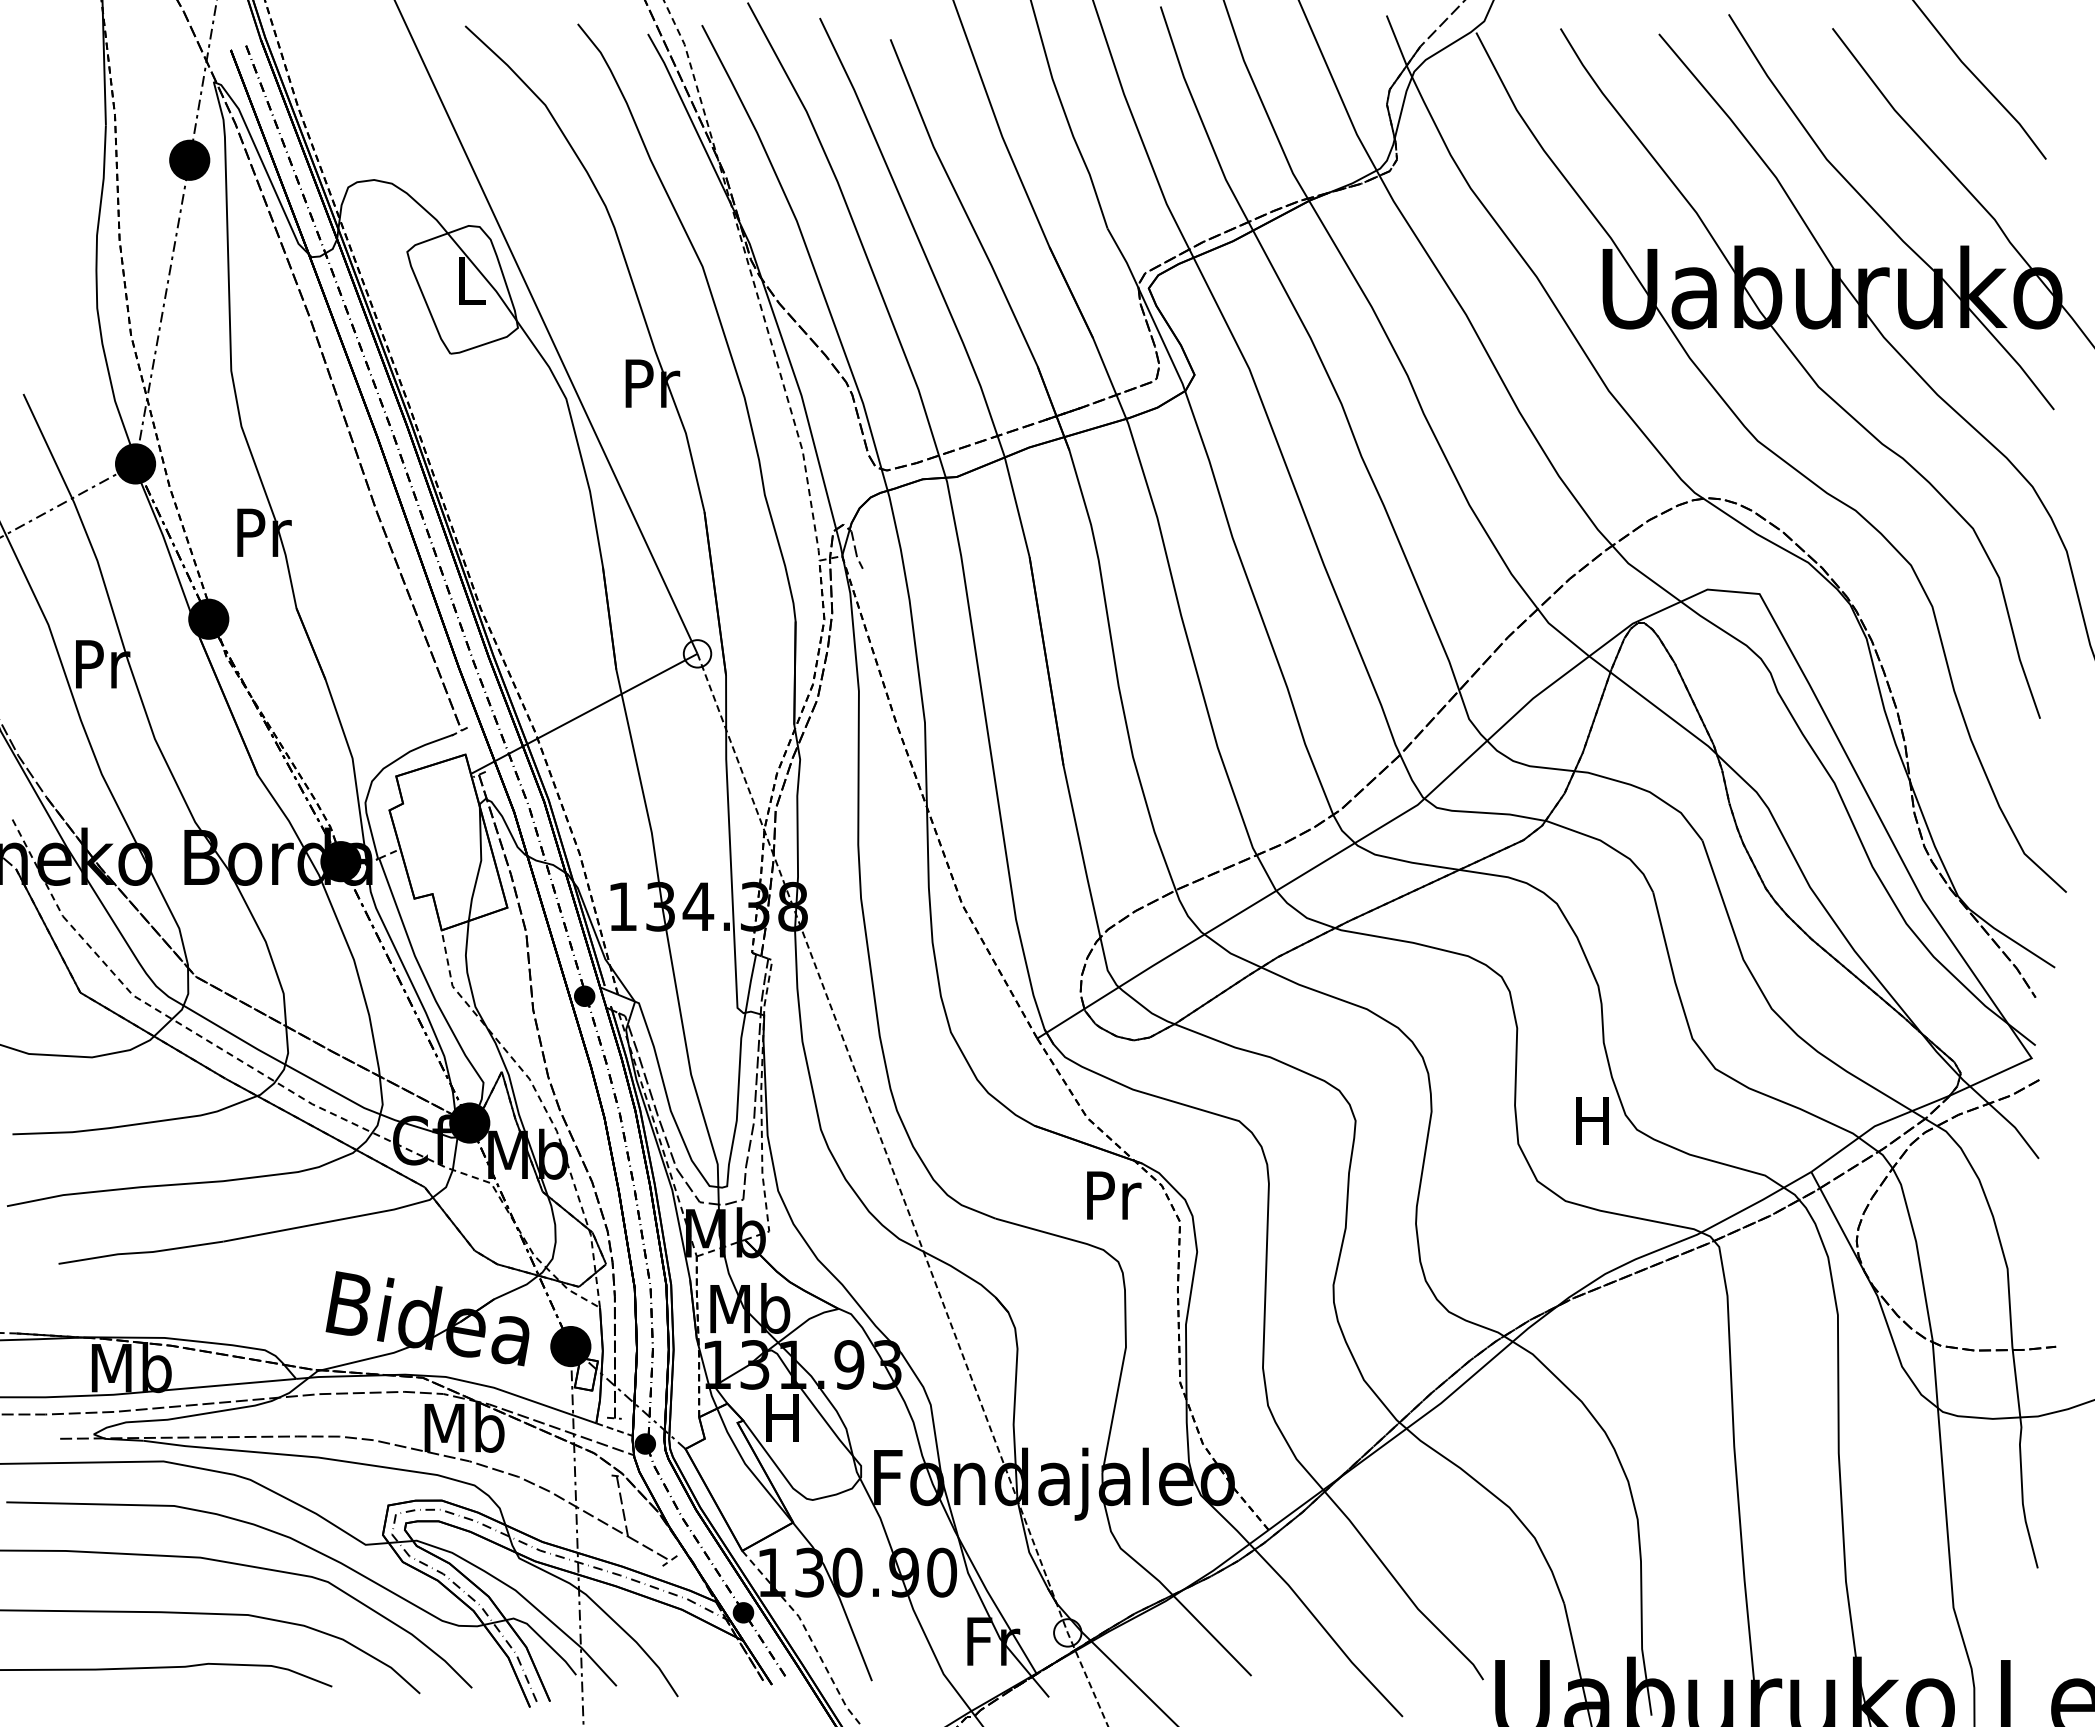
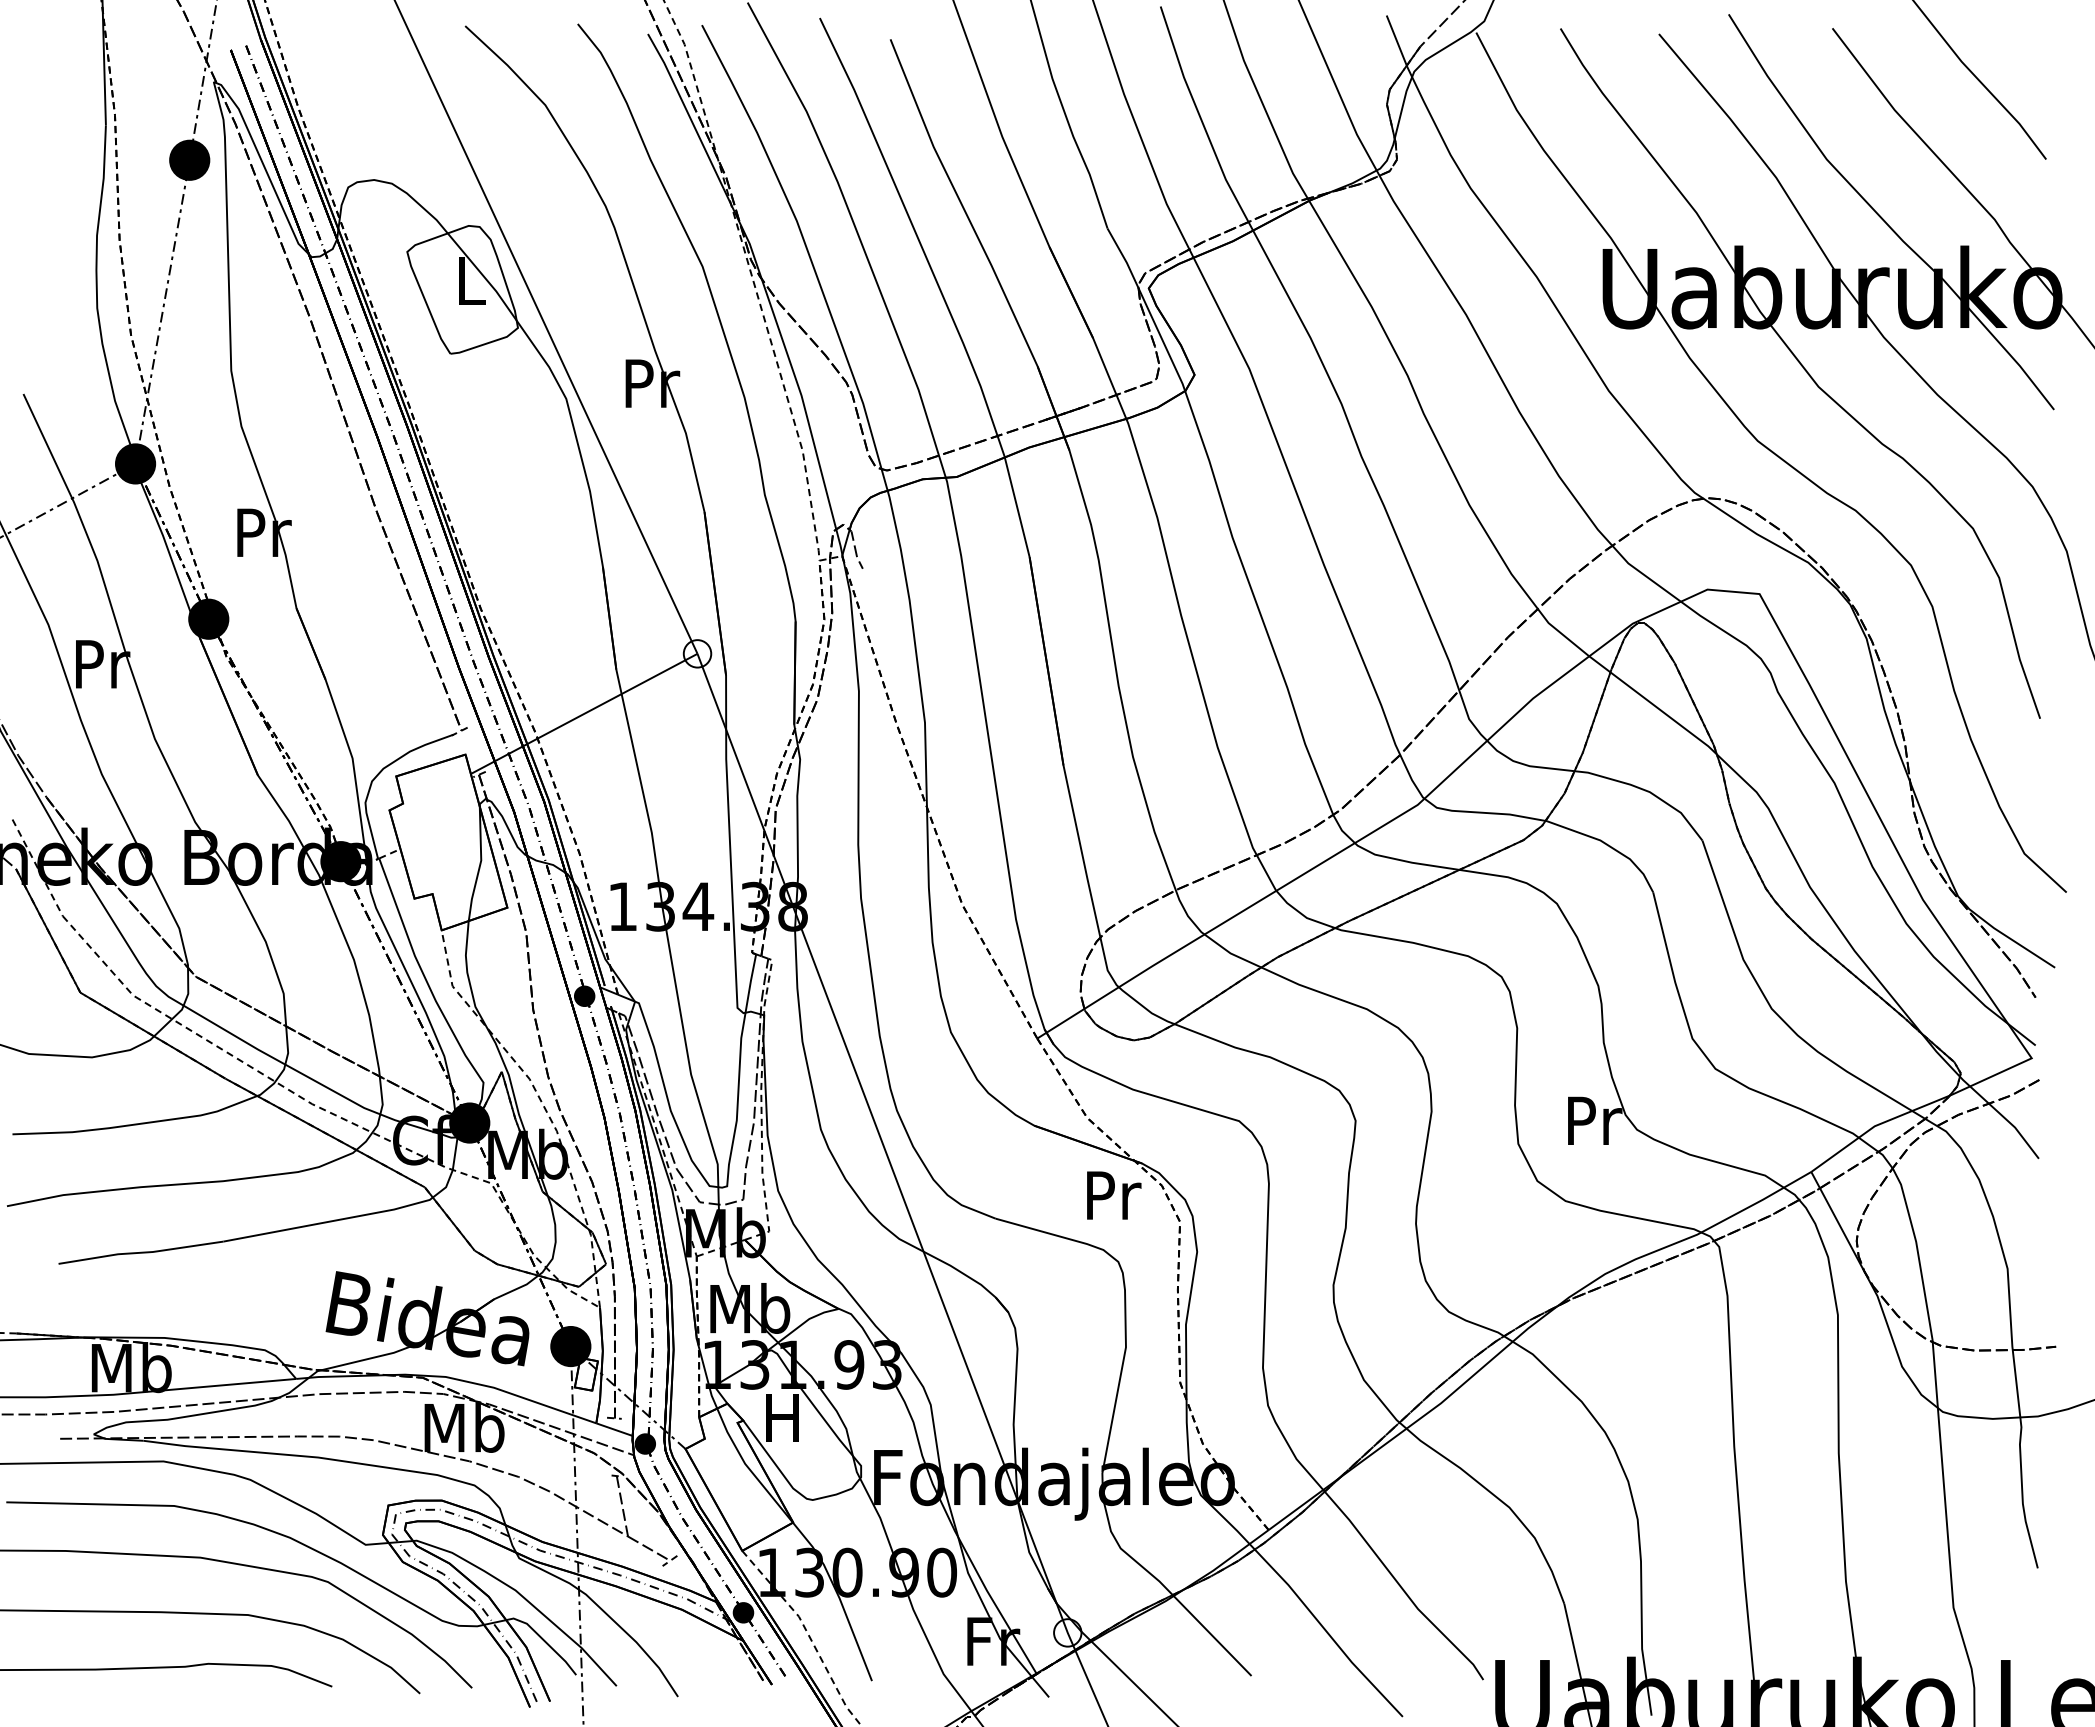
text: H -> Pr (1595, 1120)
line: dashed -> solid (900, 1191)
line: dashed -> solid (615, 1429)
